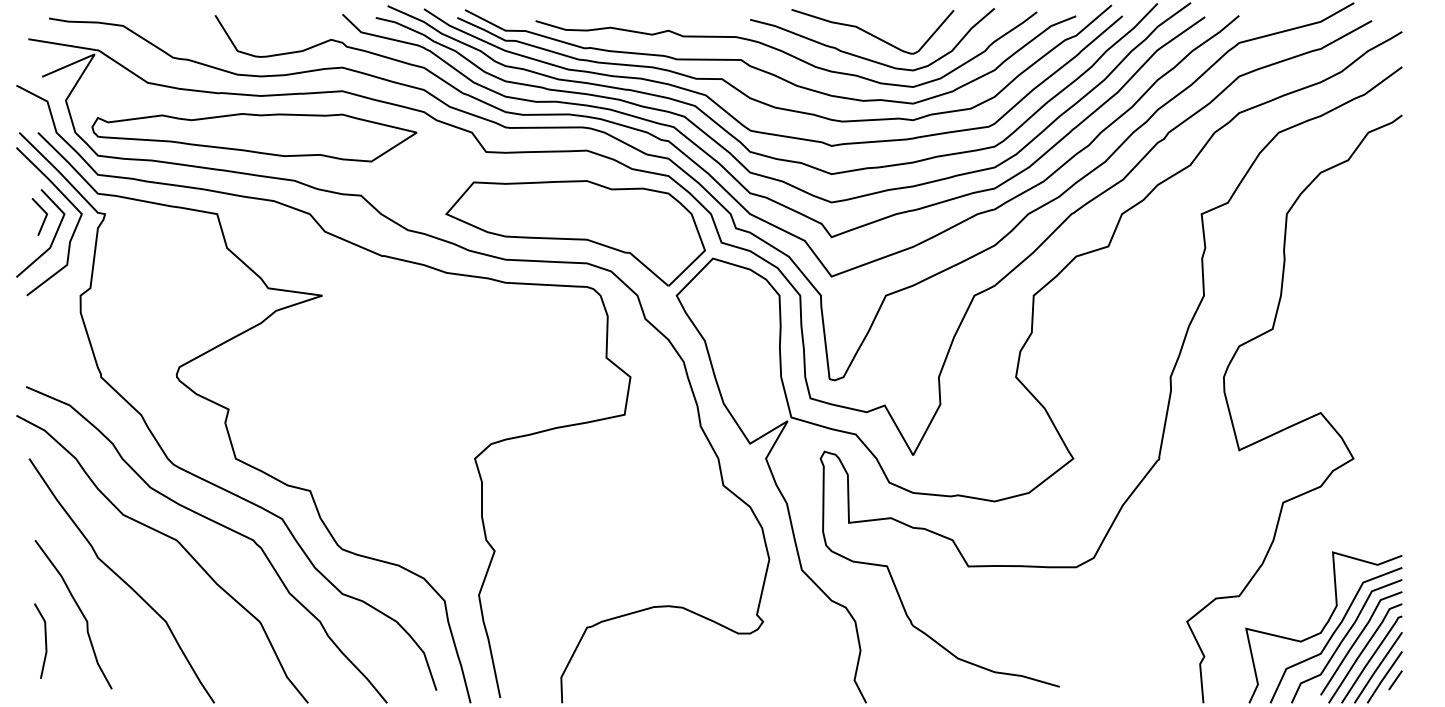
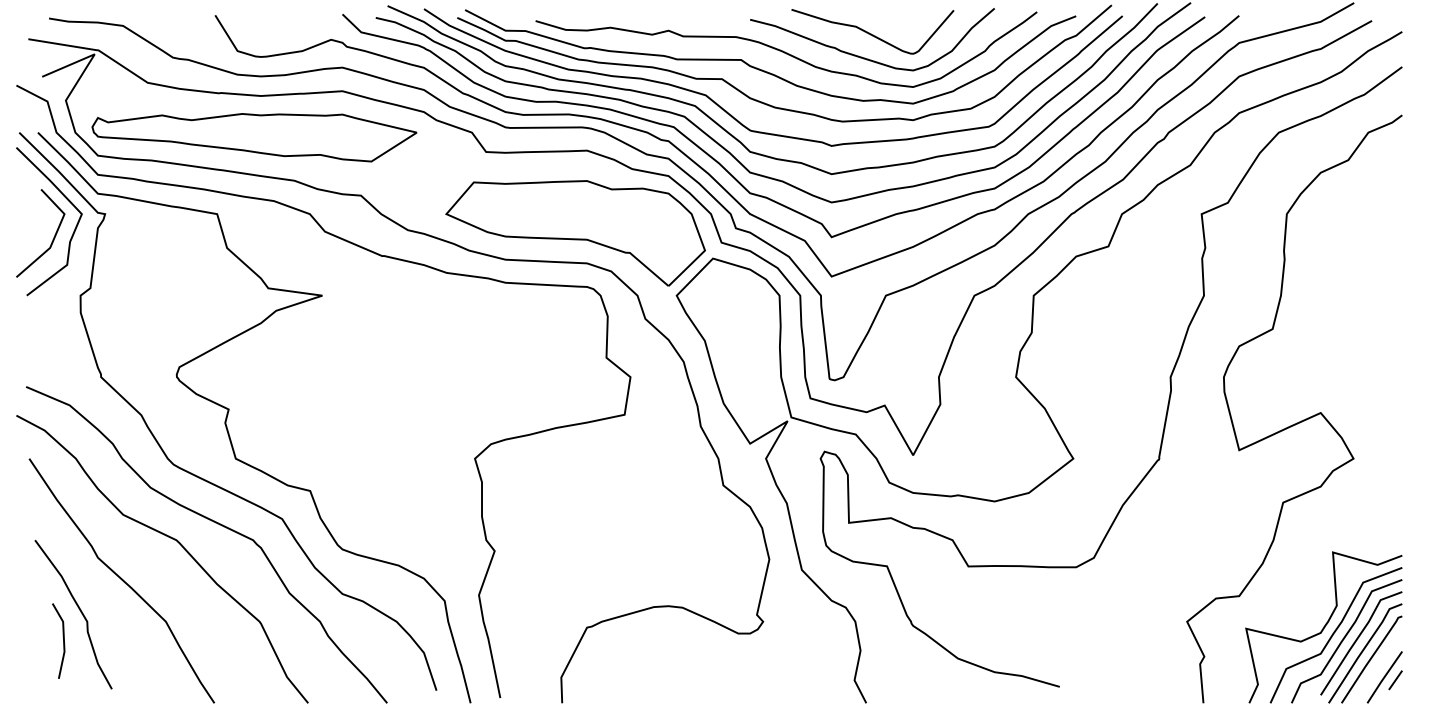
line: present -> none (44, 217)
line position: (45, 640) -> (63, 640) (63, 640)
line: present -> none (1378, 667)
